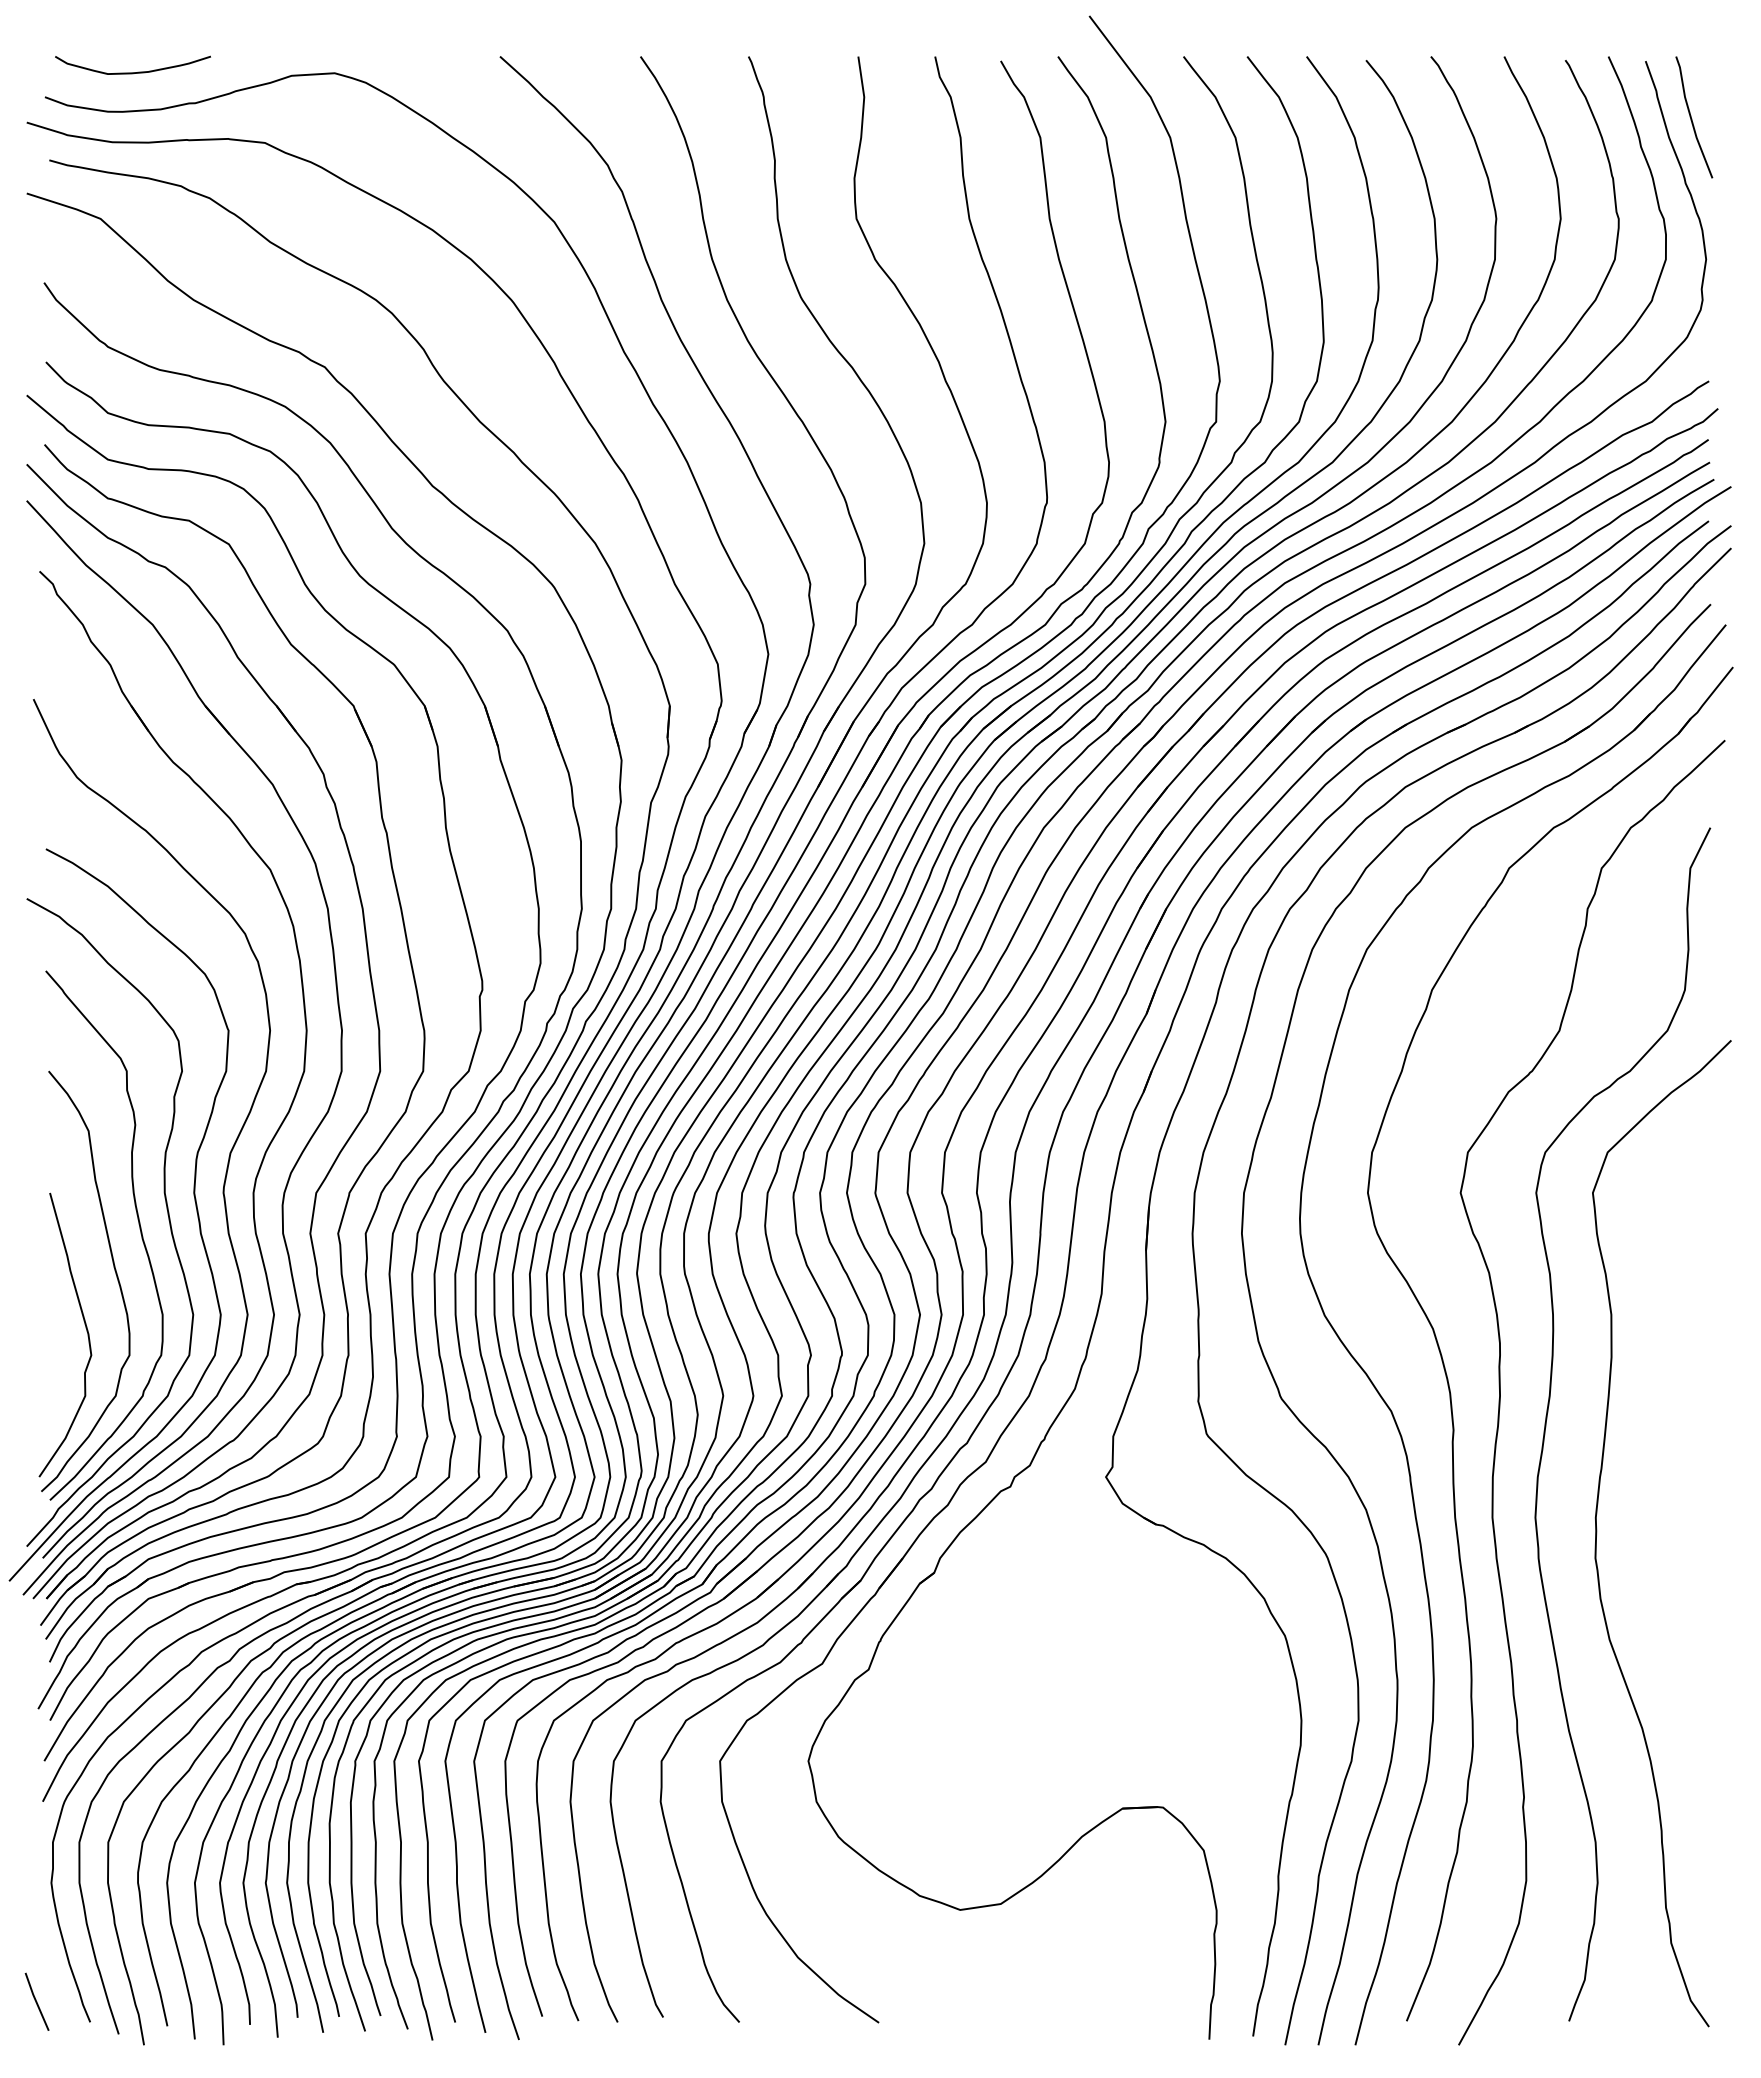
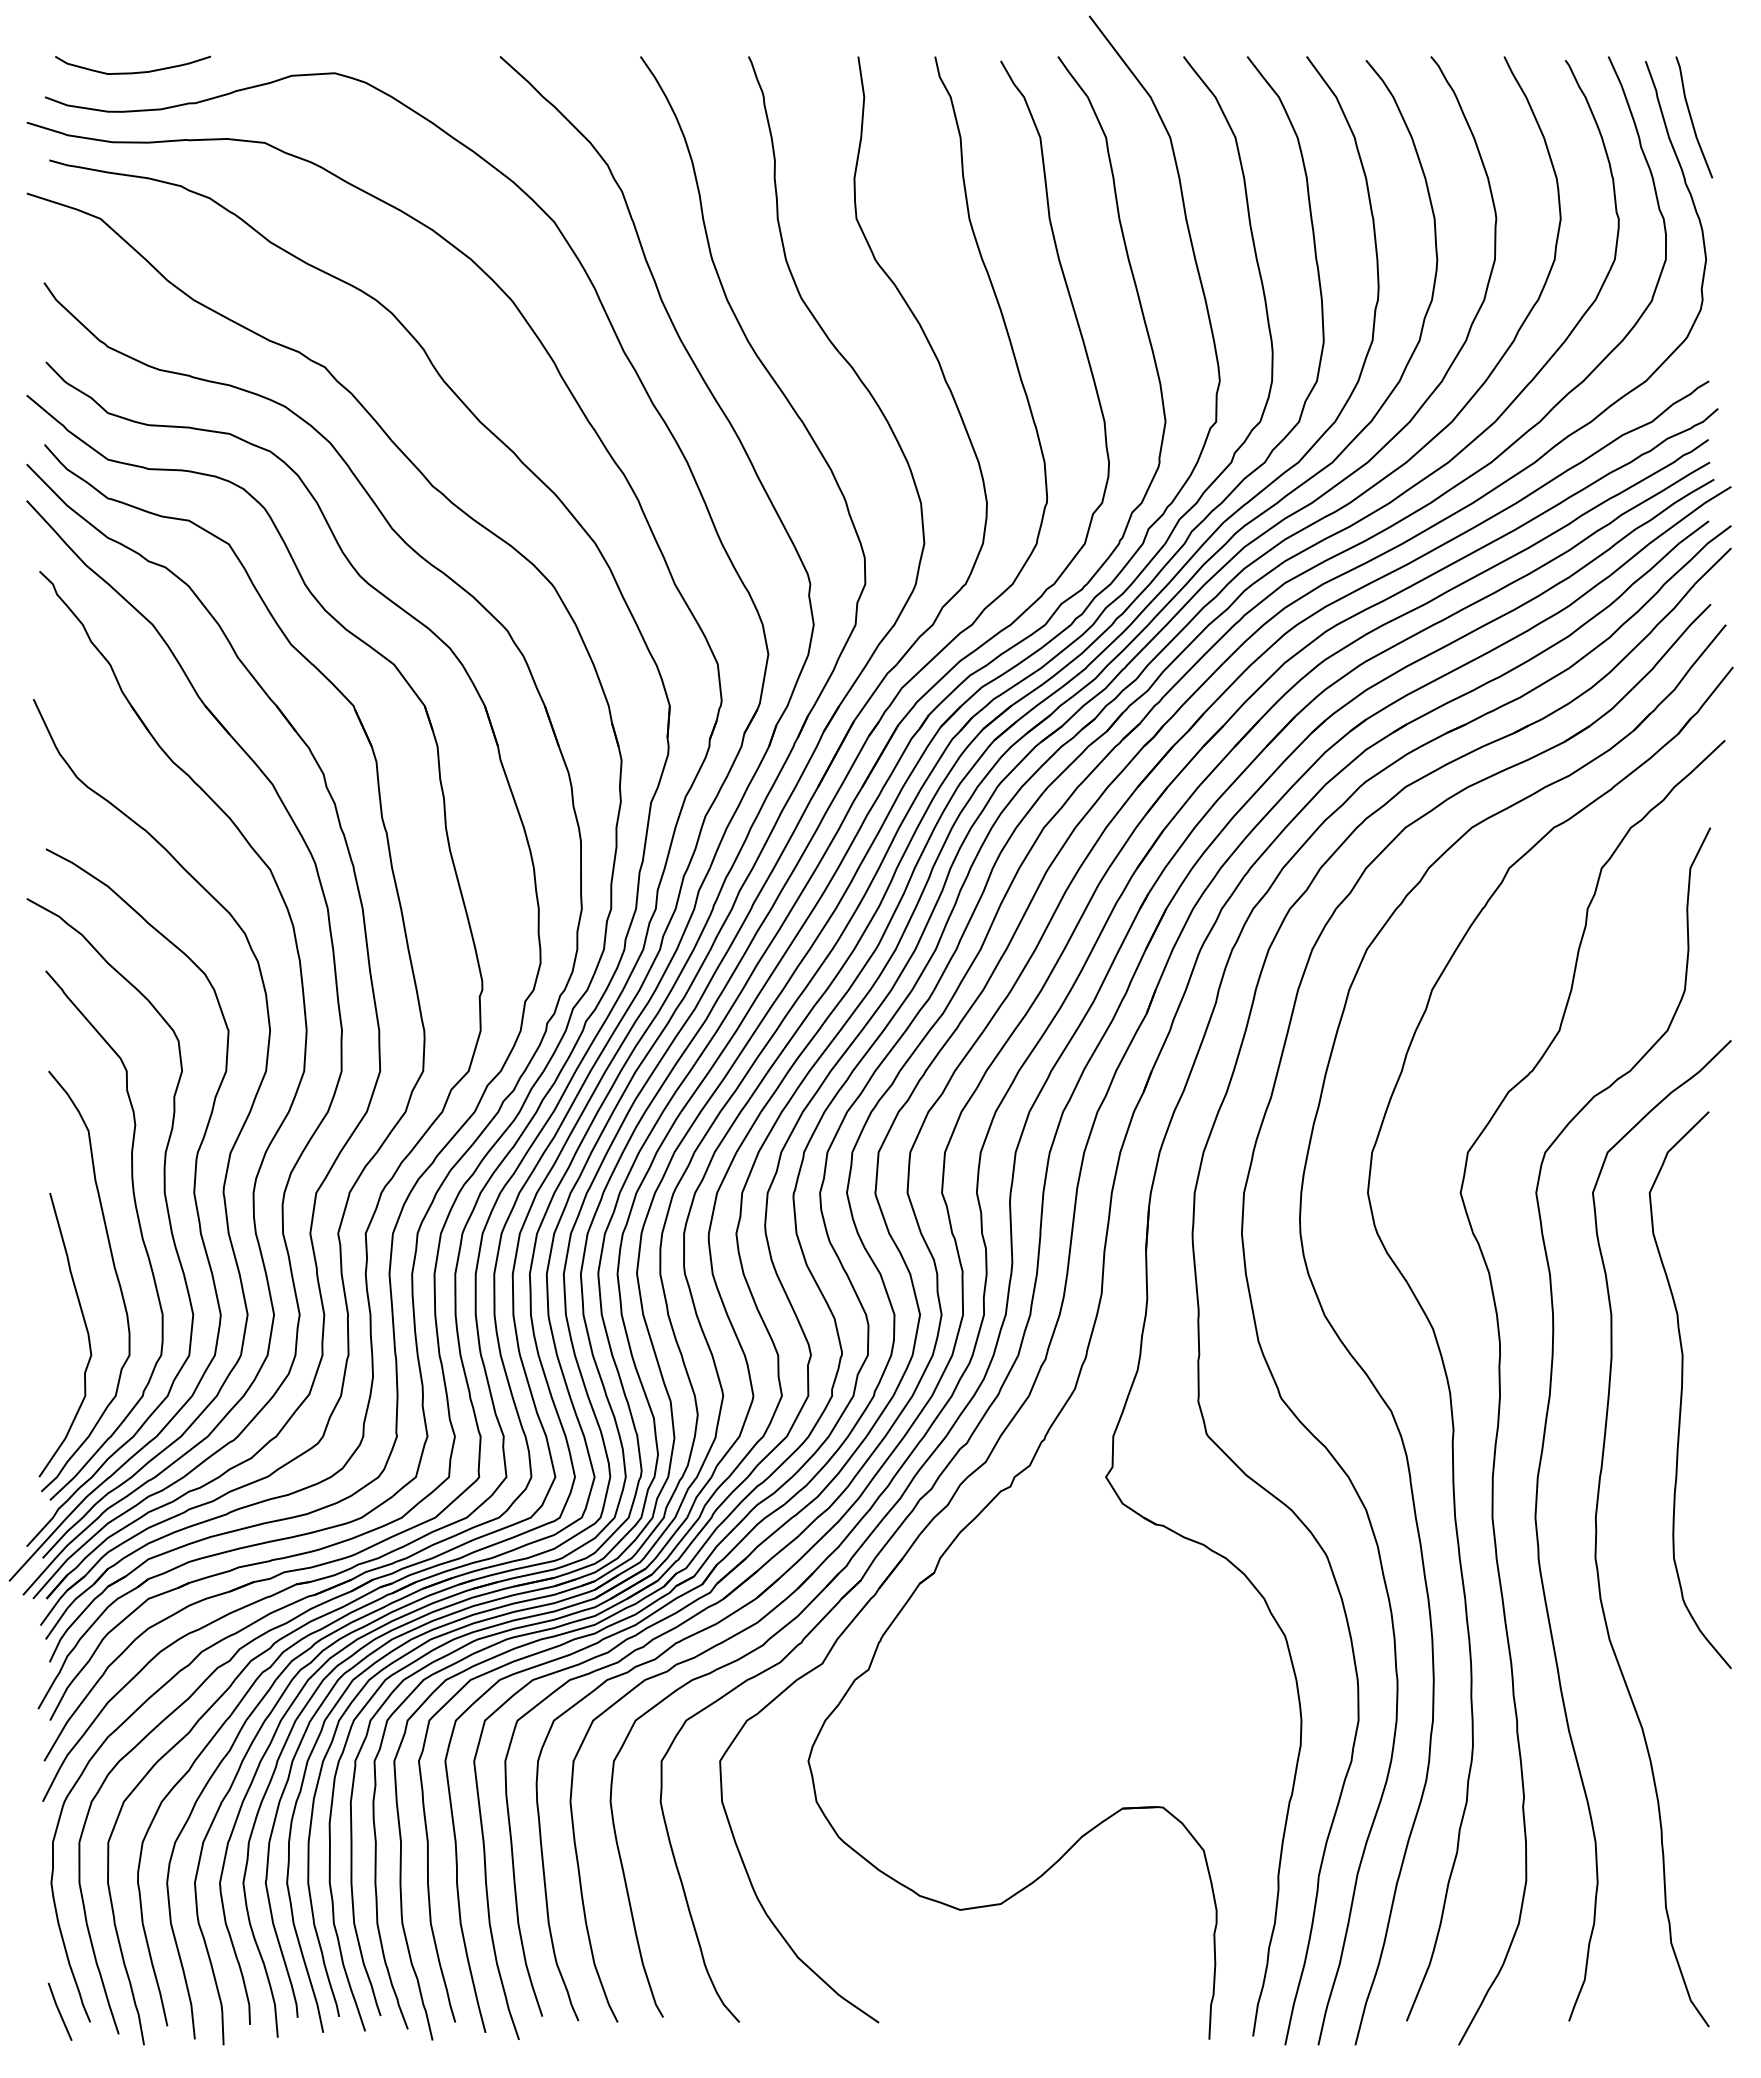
curve: none -> present (1682, 1389)
line position: (36, 2001) -> (59, 2011) (59, 2011)
